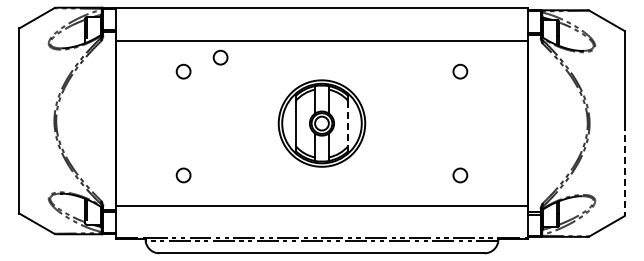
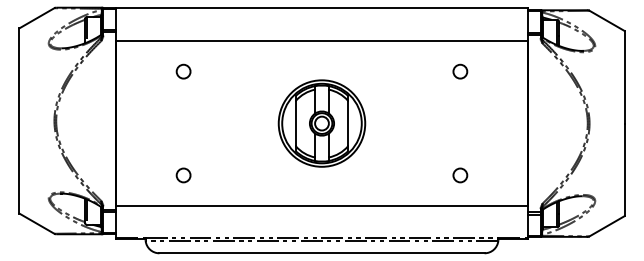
circle: present -> none (220, 57)
line: dashed -> solid (347, 123)
line: dashed -> solid (624, 170)
